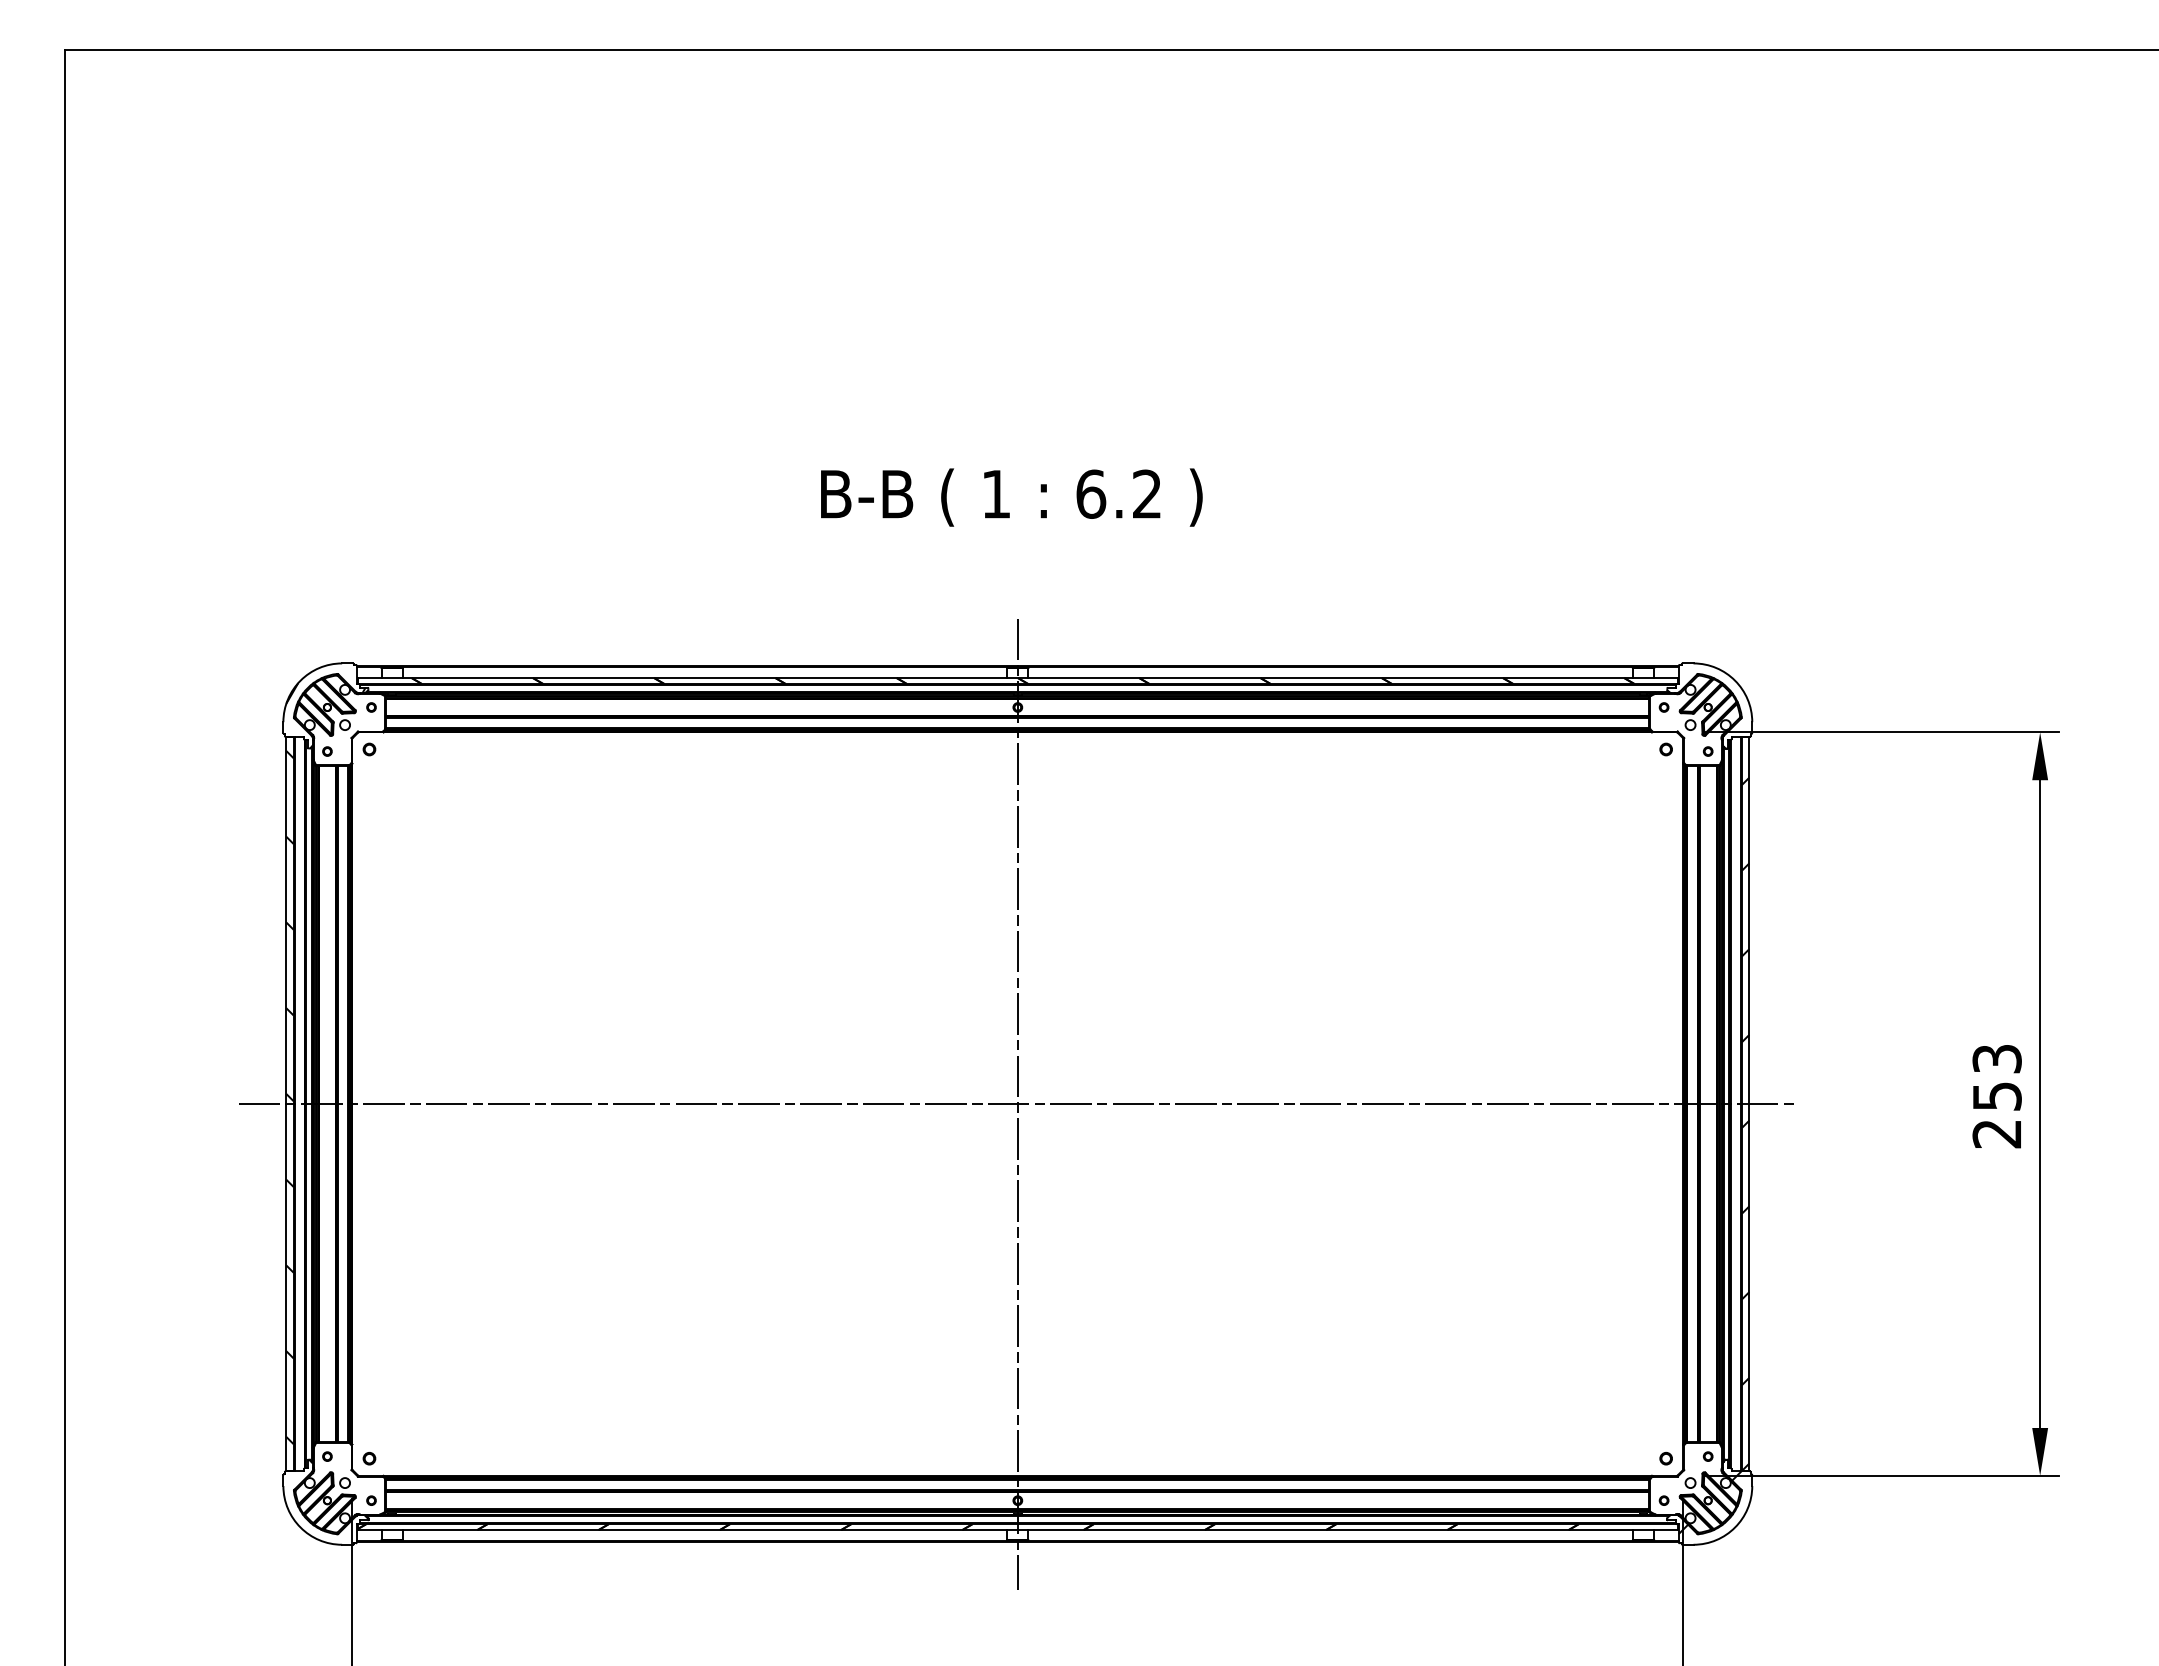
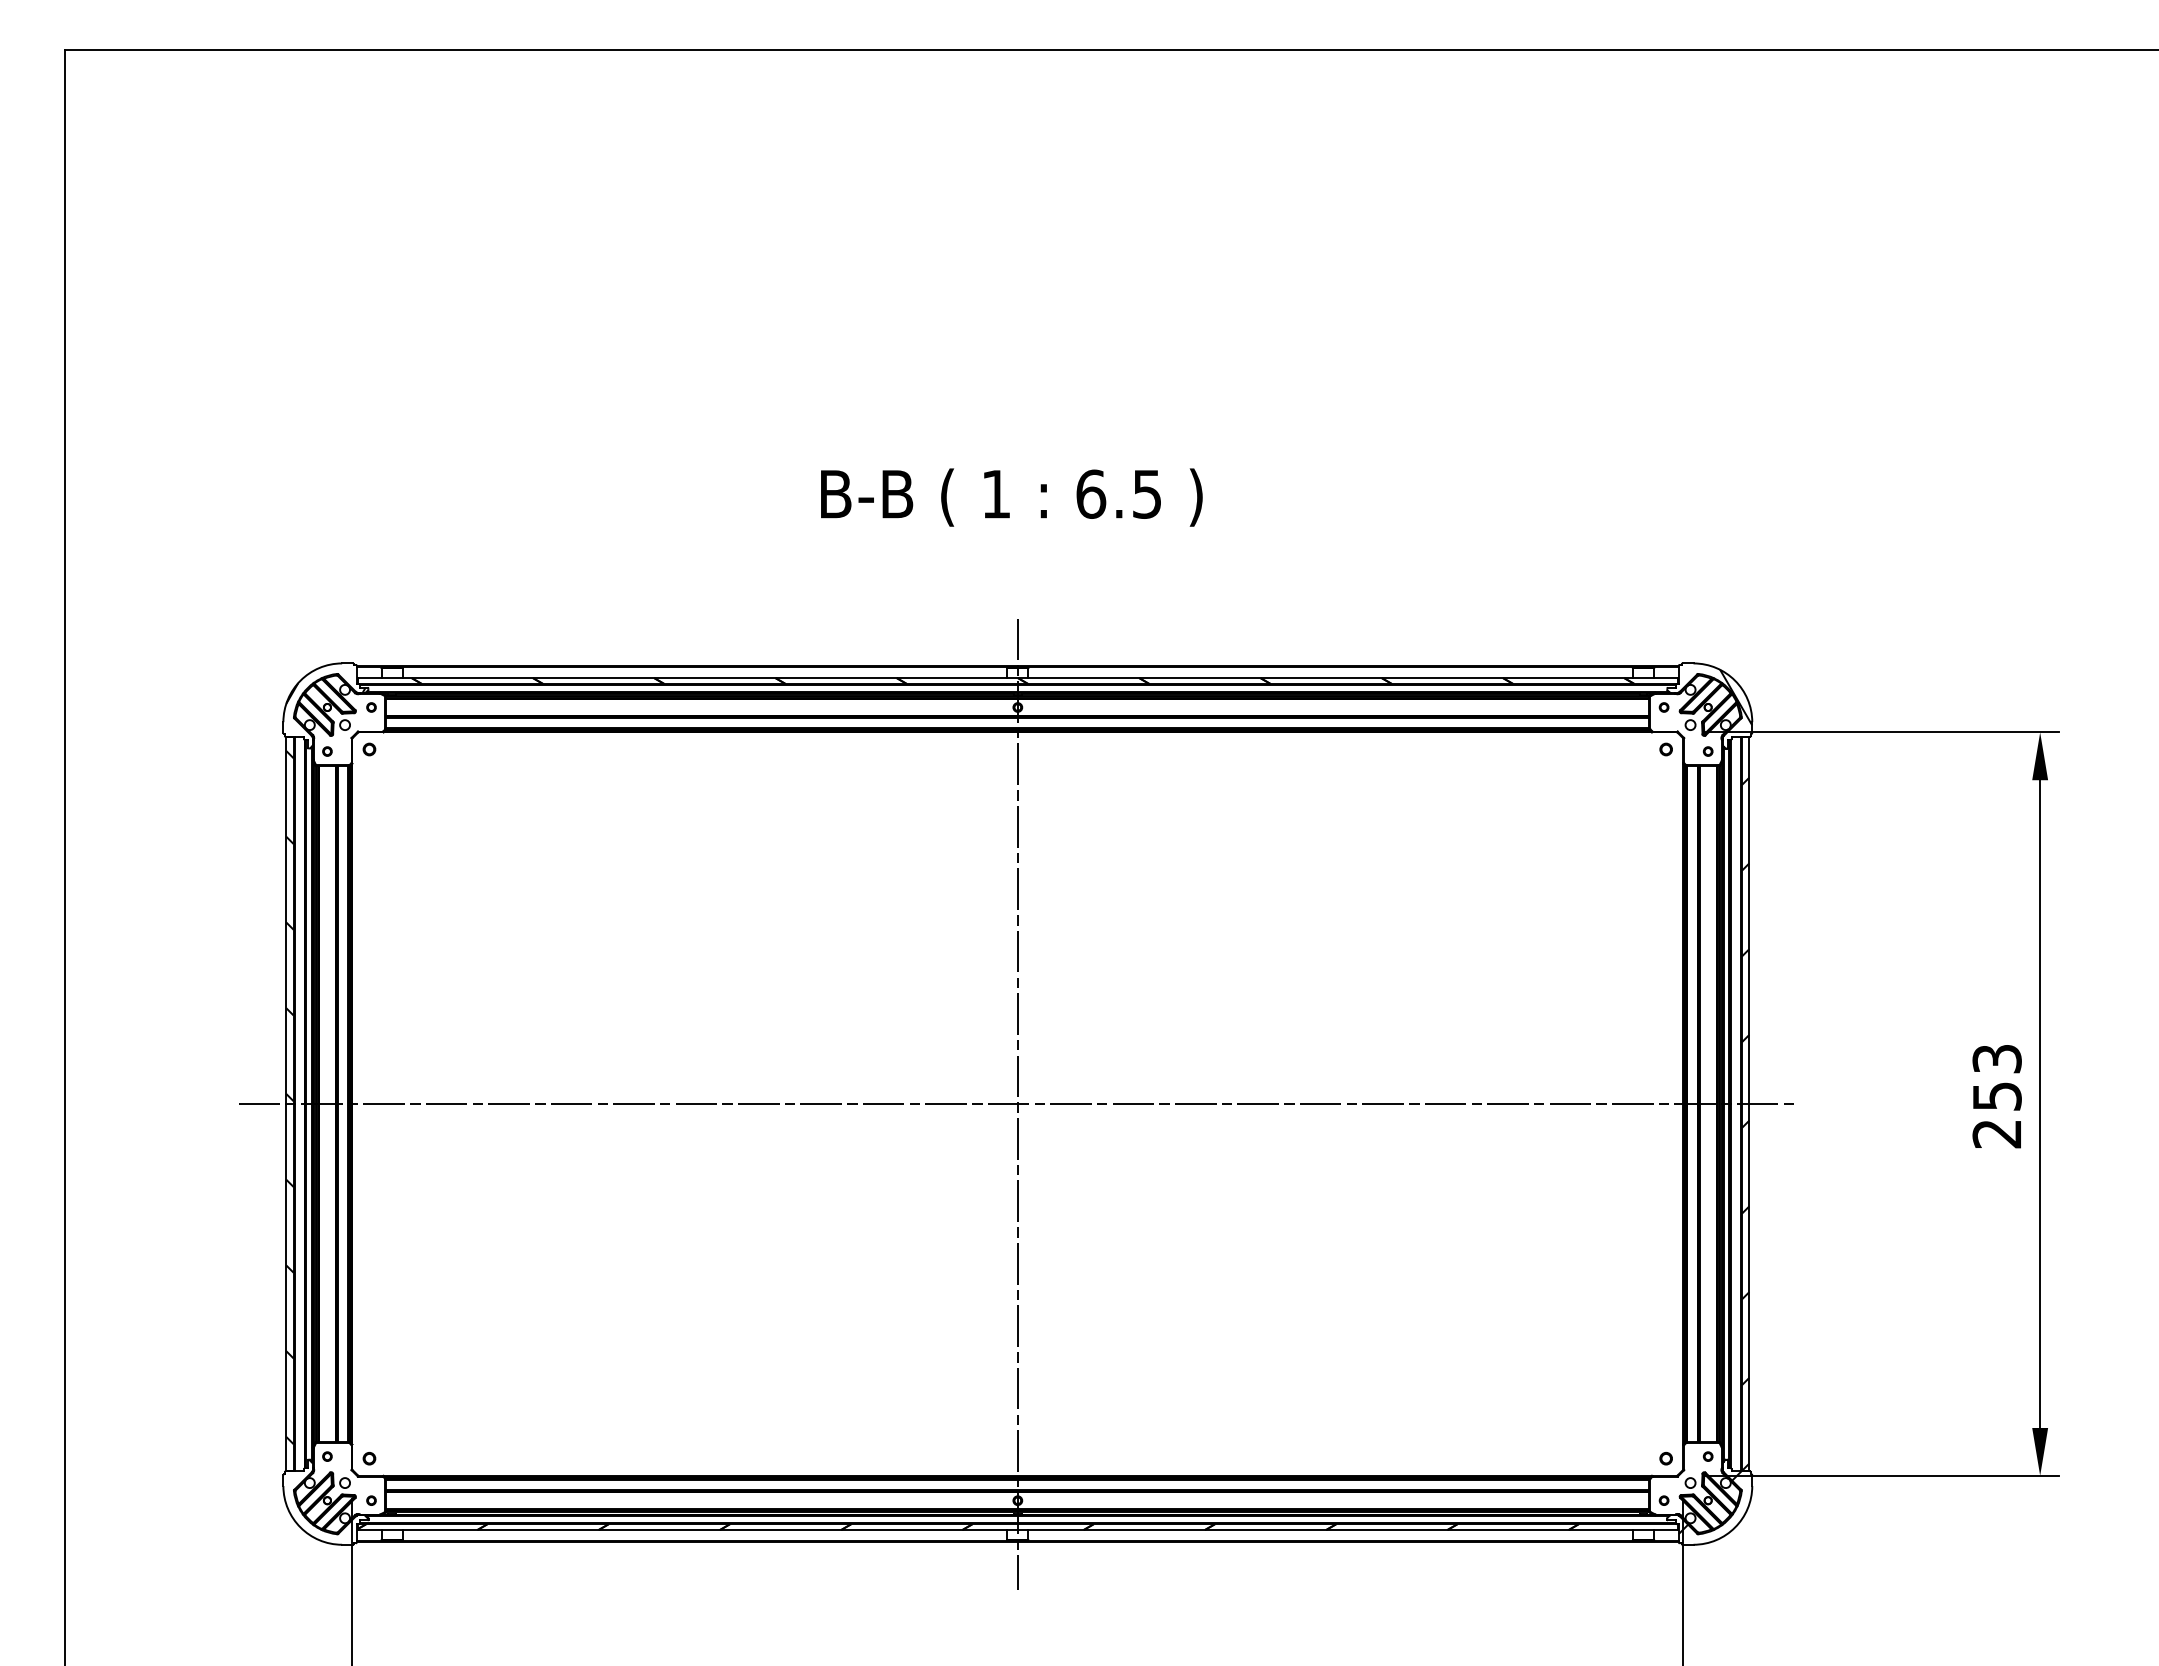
text: 6.2 -> 6.5 (1146, 493)
hatch: none -> present (1736, 697)
